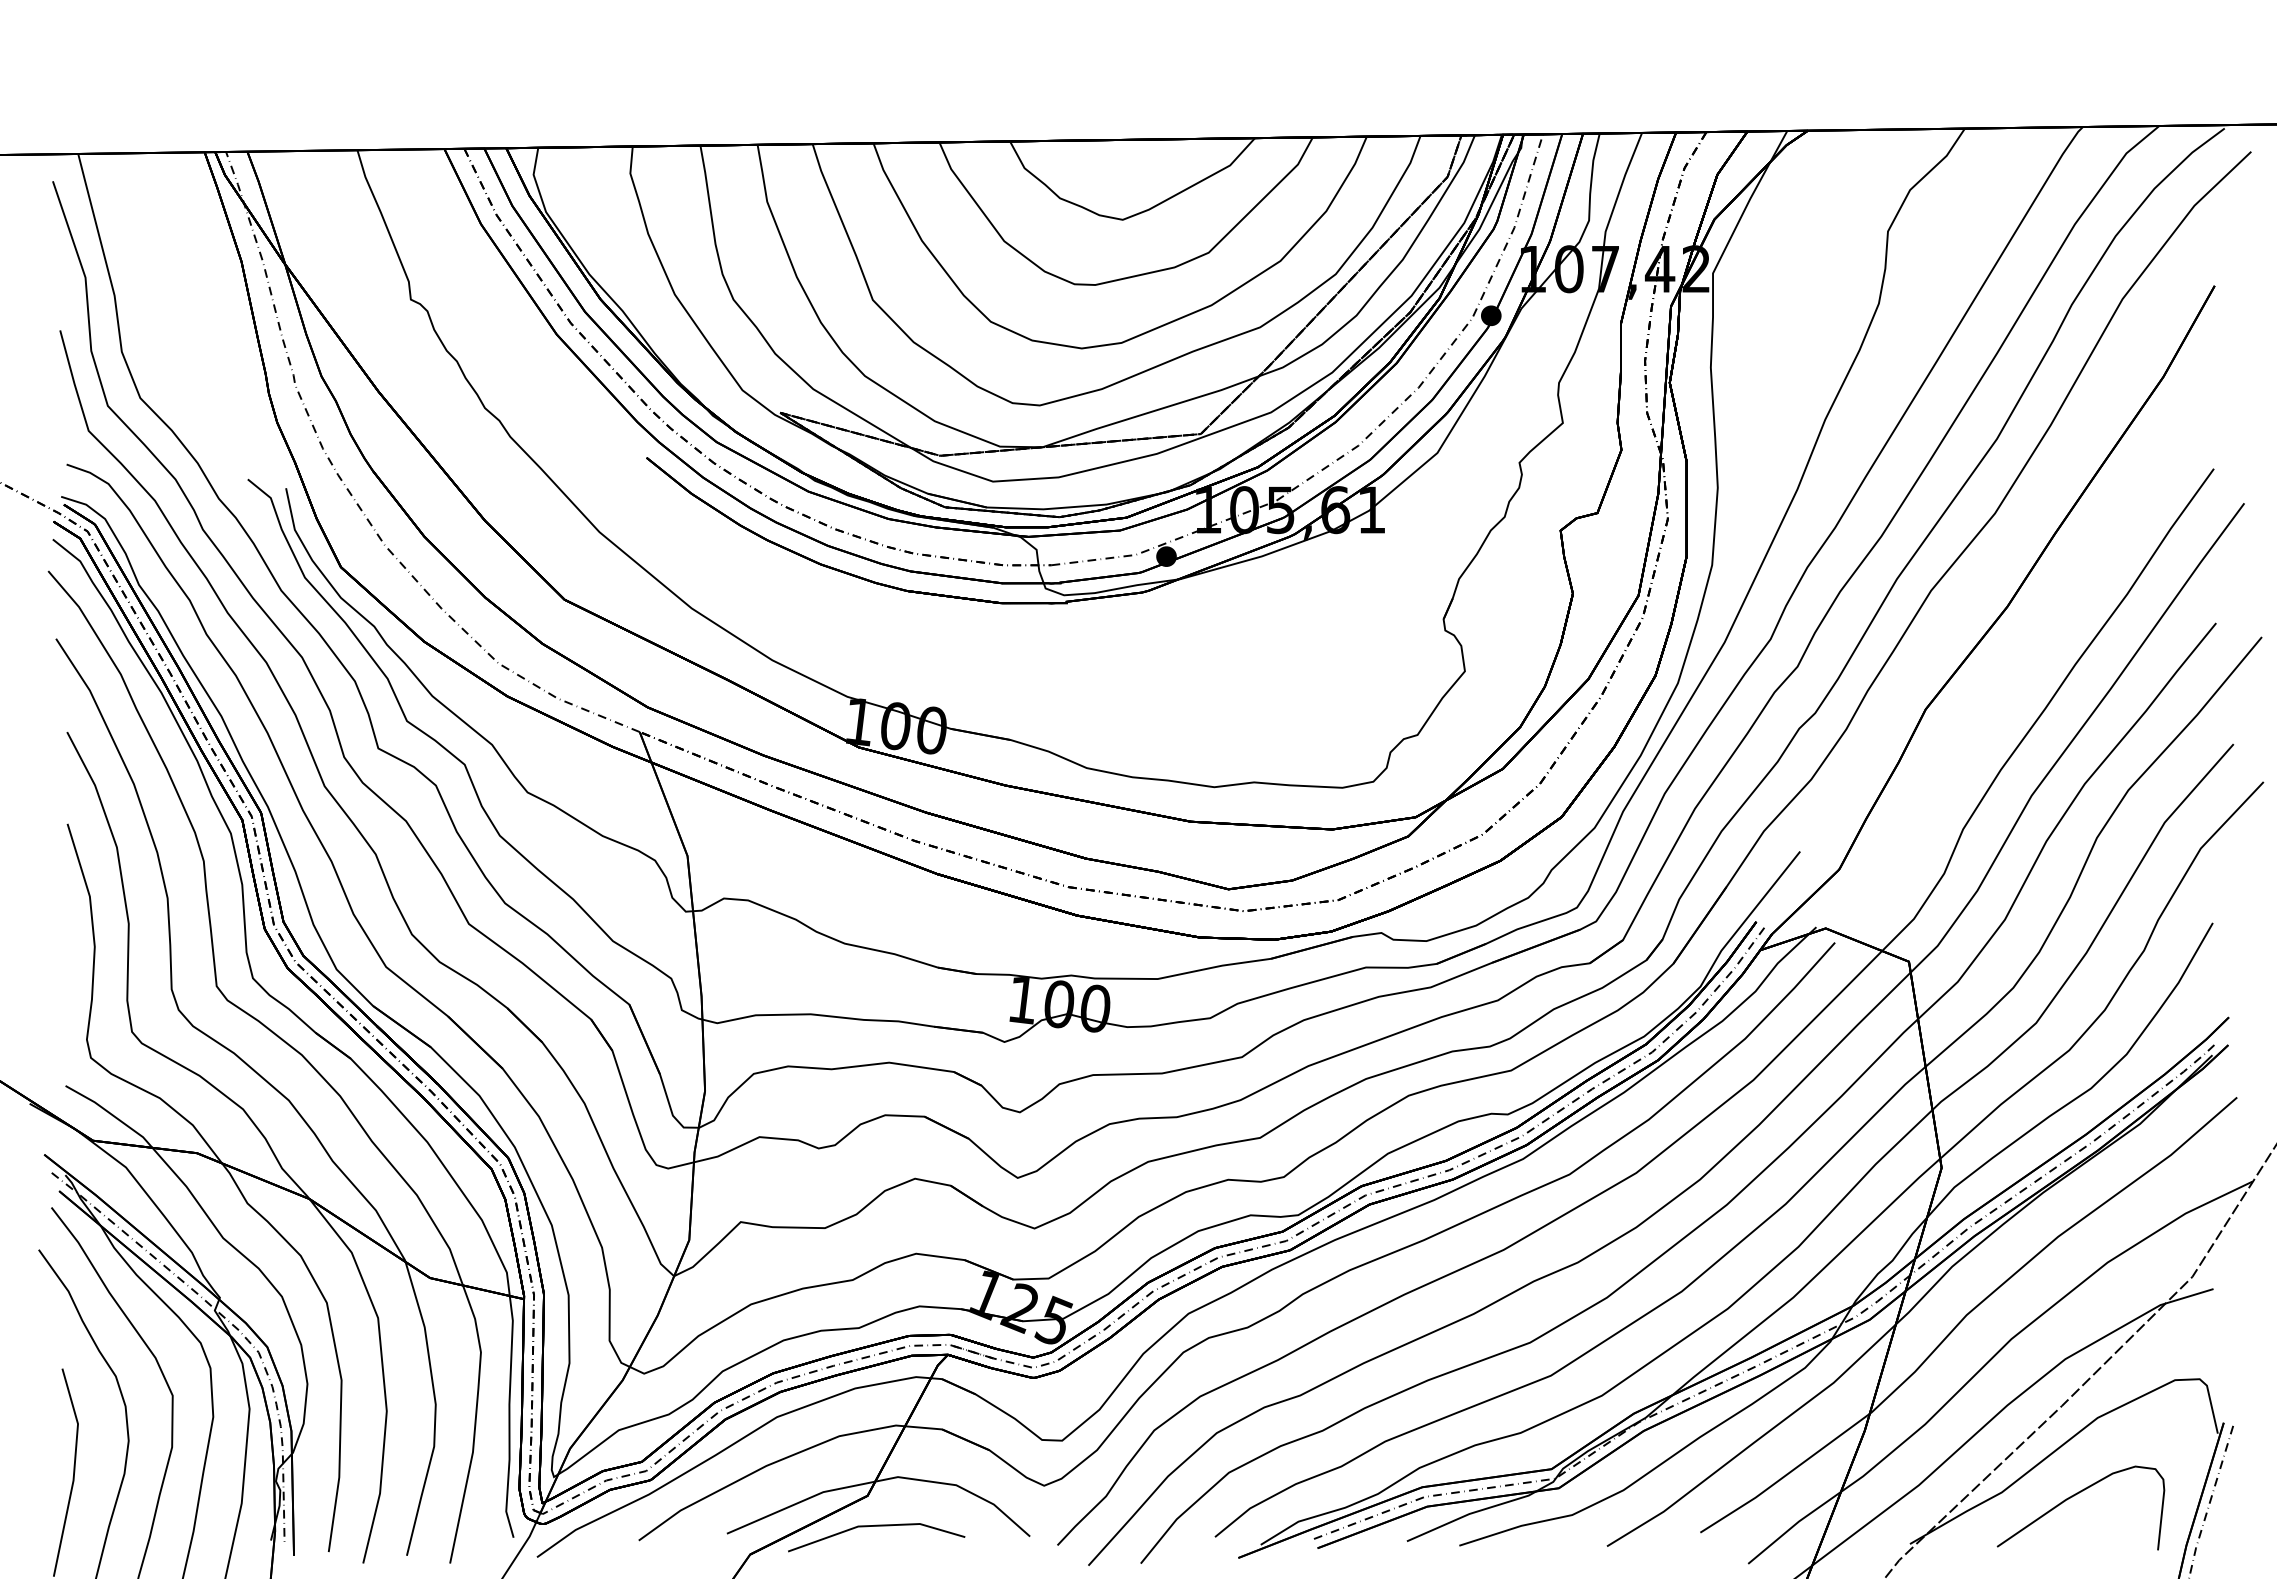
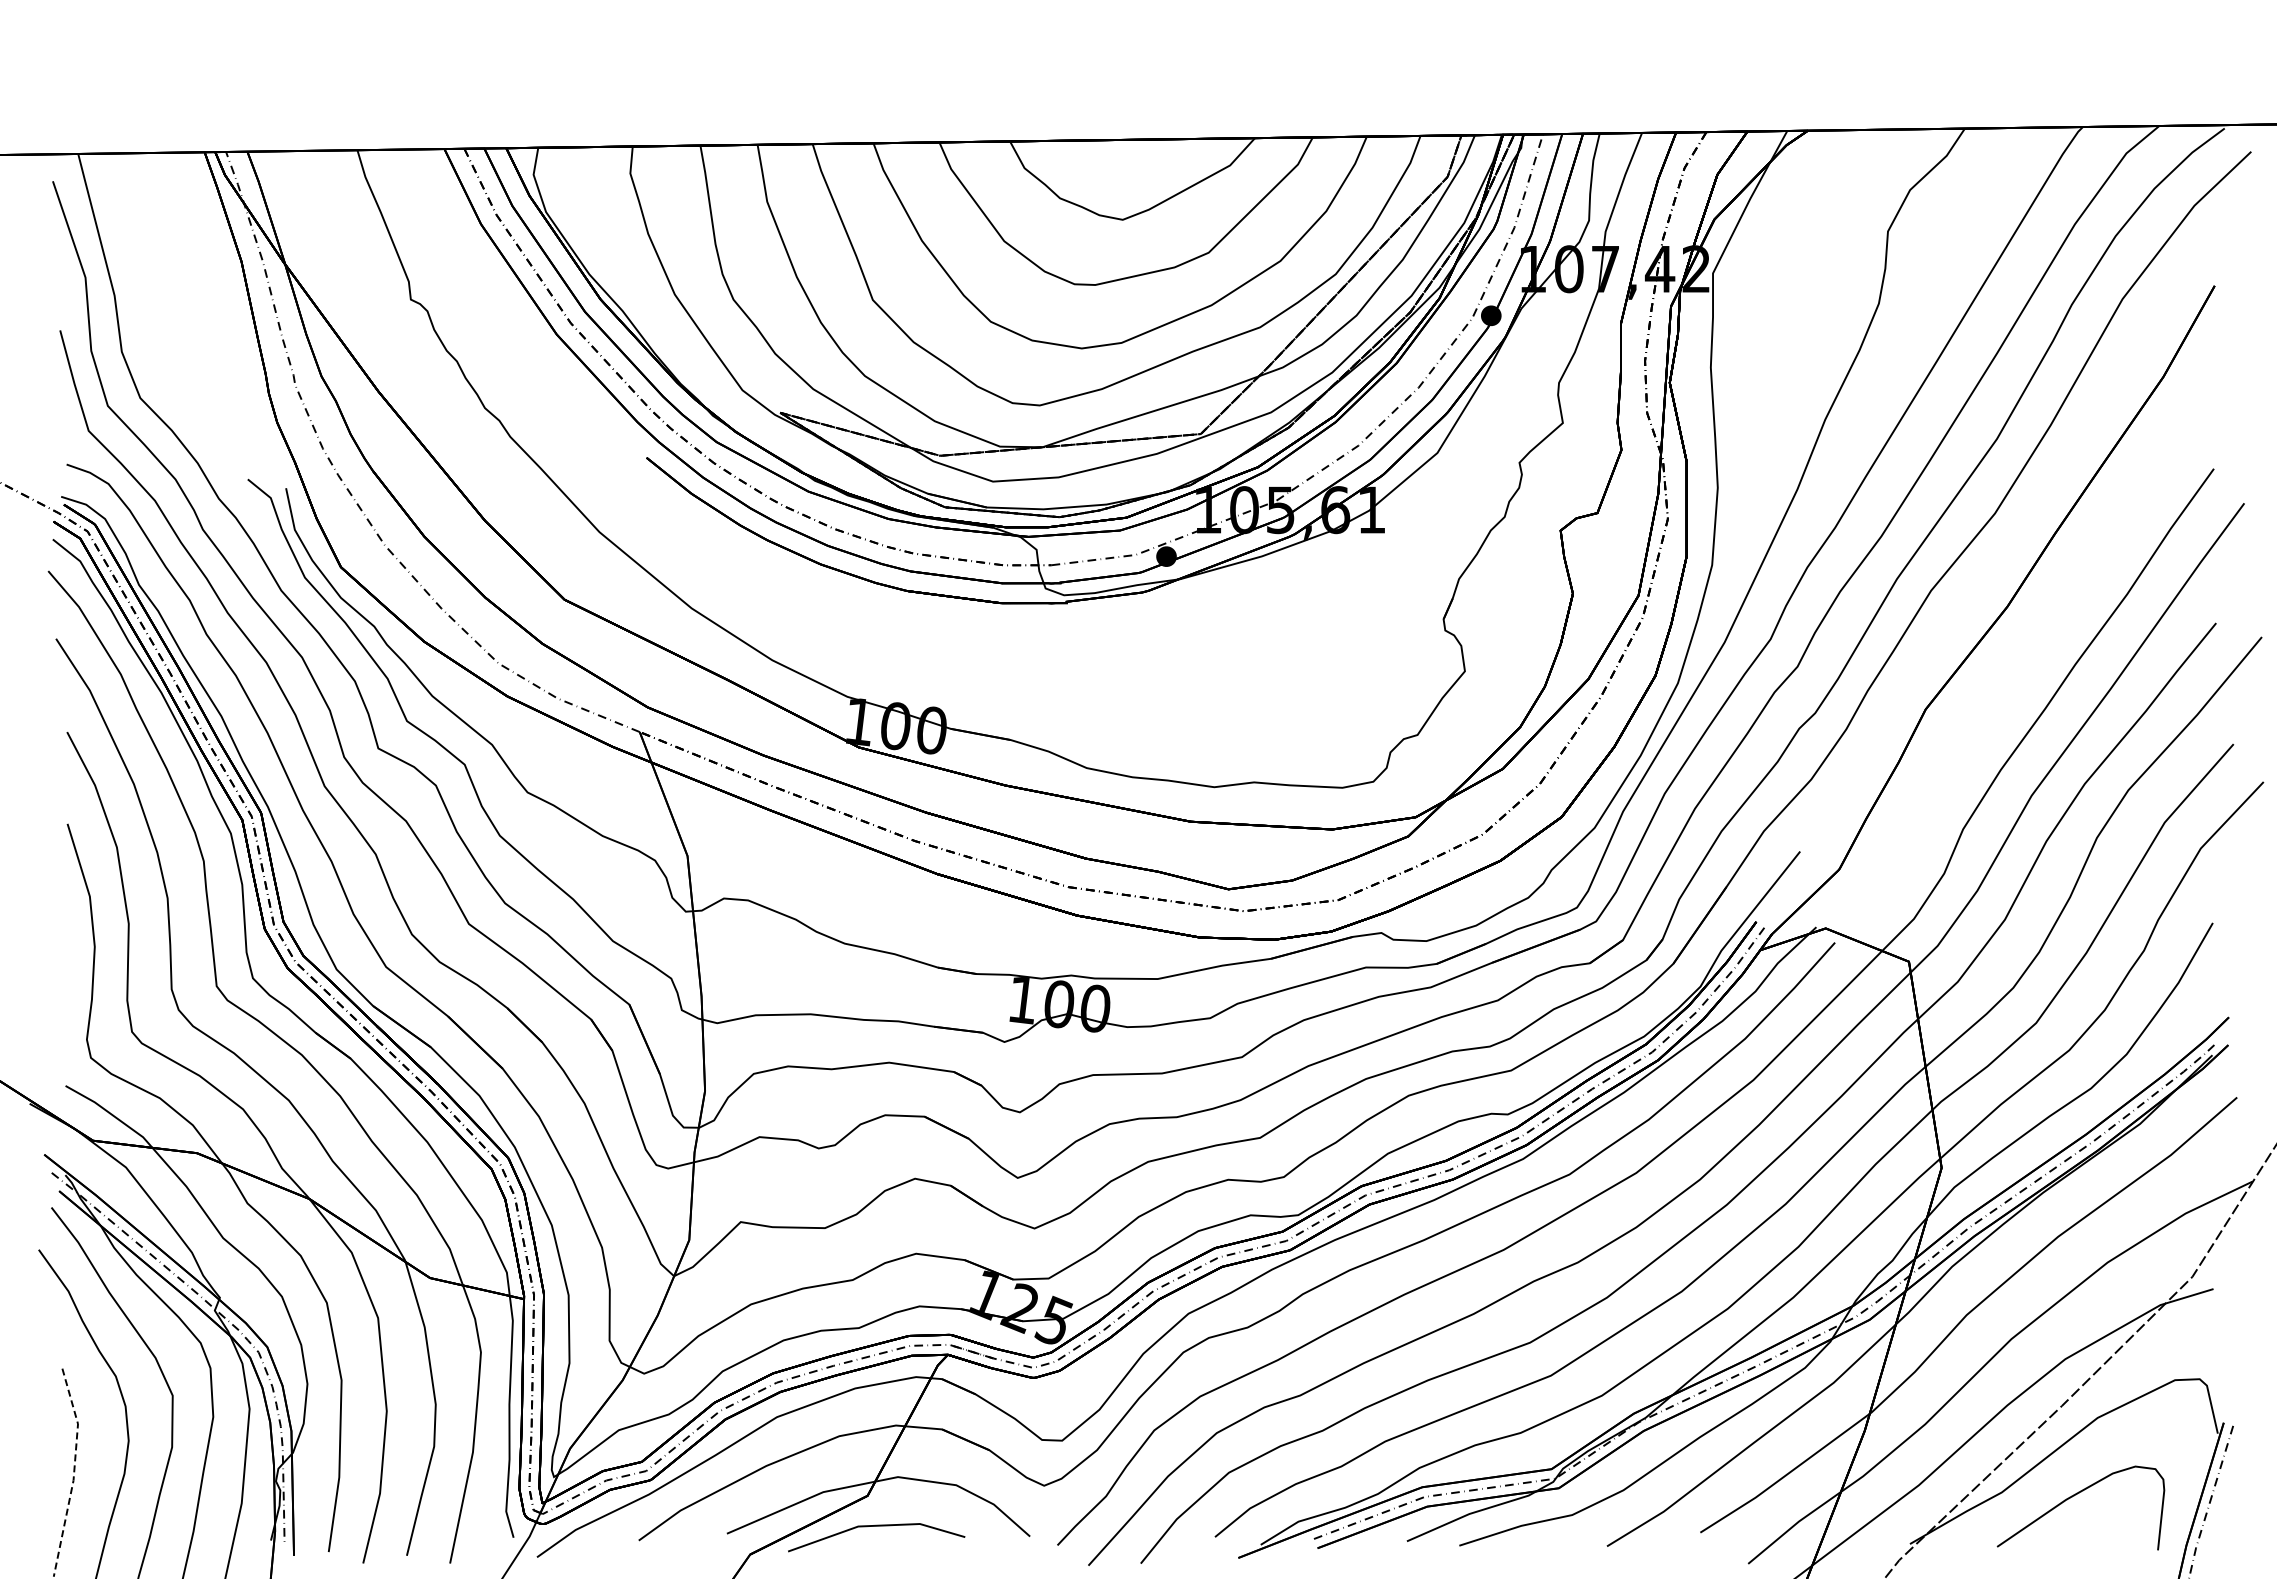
line: solid -> dashed (74, 1472)
